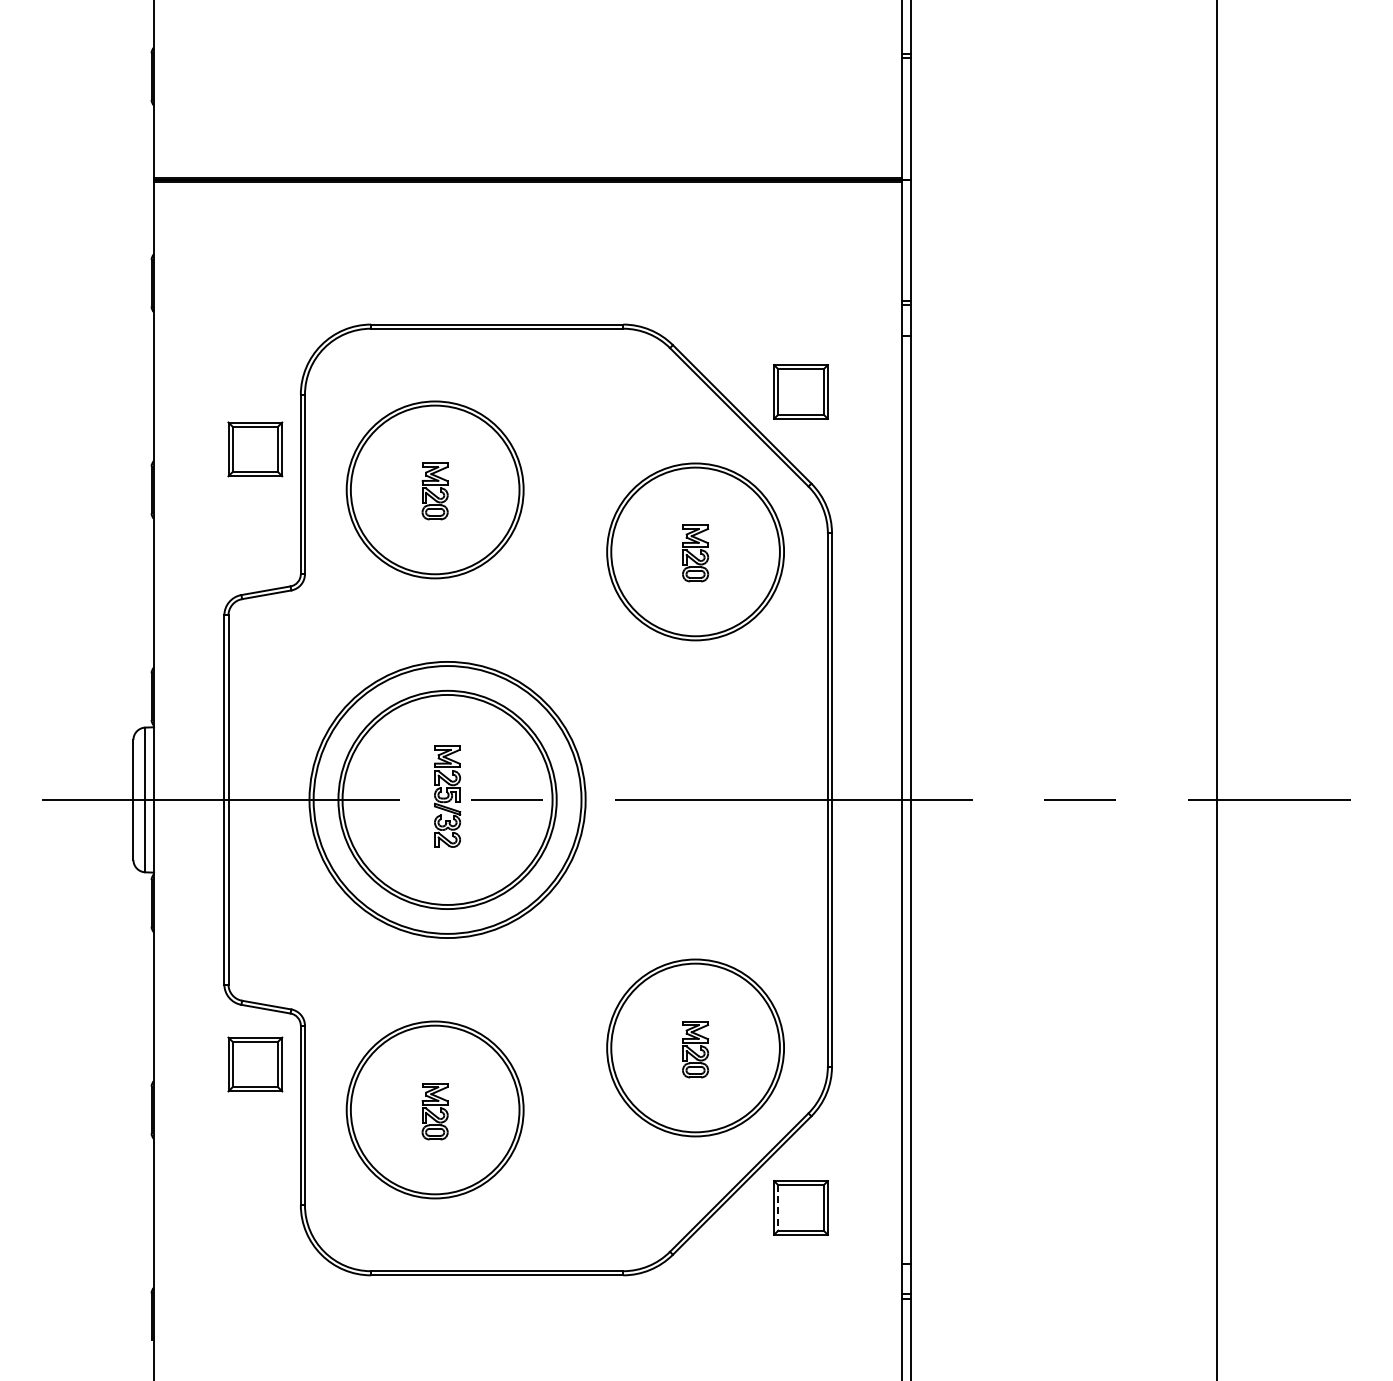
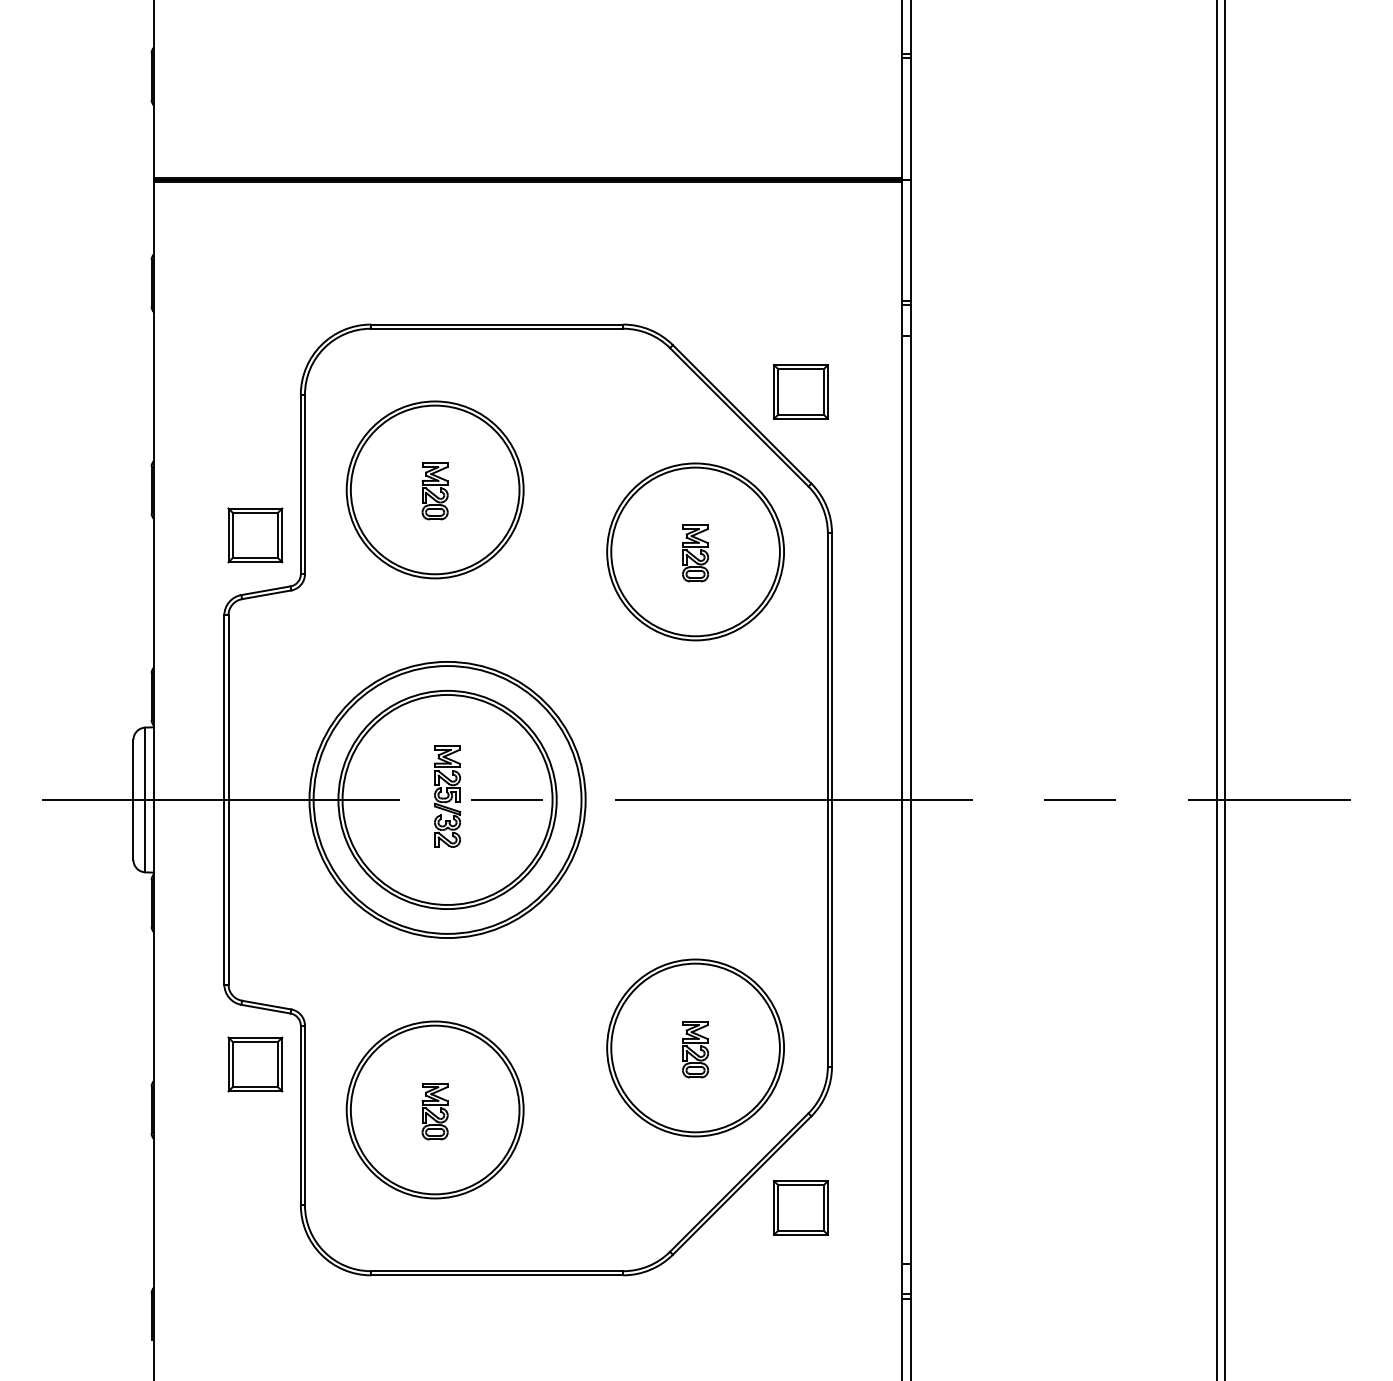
part position: (255, 449) -> (255, 535) (255, 535)
line: none -> present (1224, 689)
line: dashed -> solid (778, 1207)
